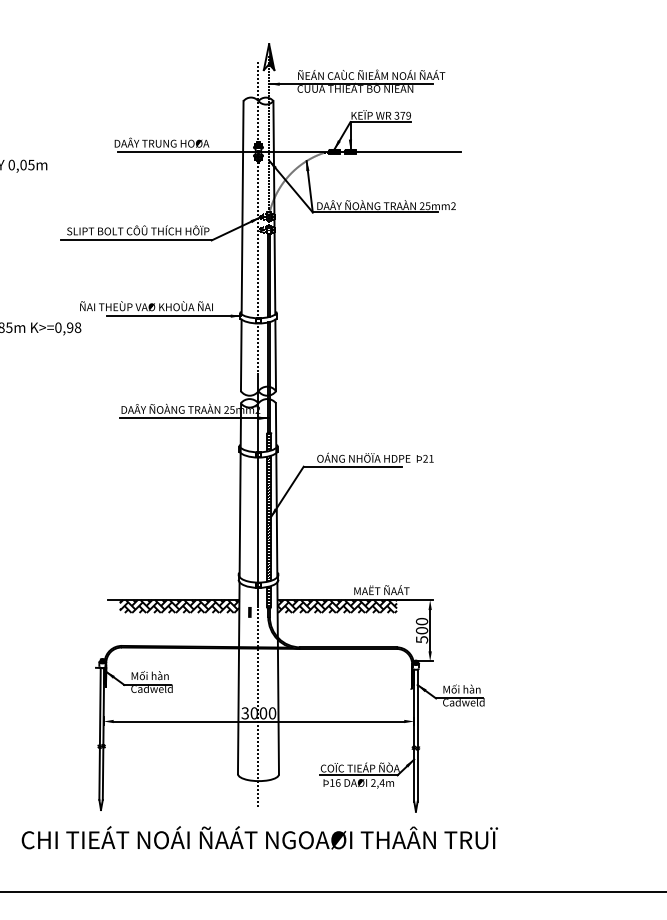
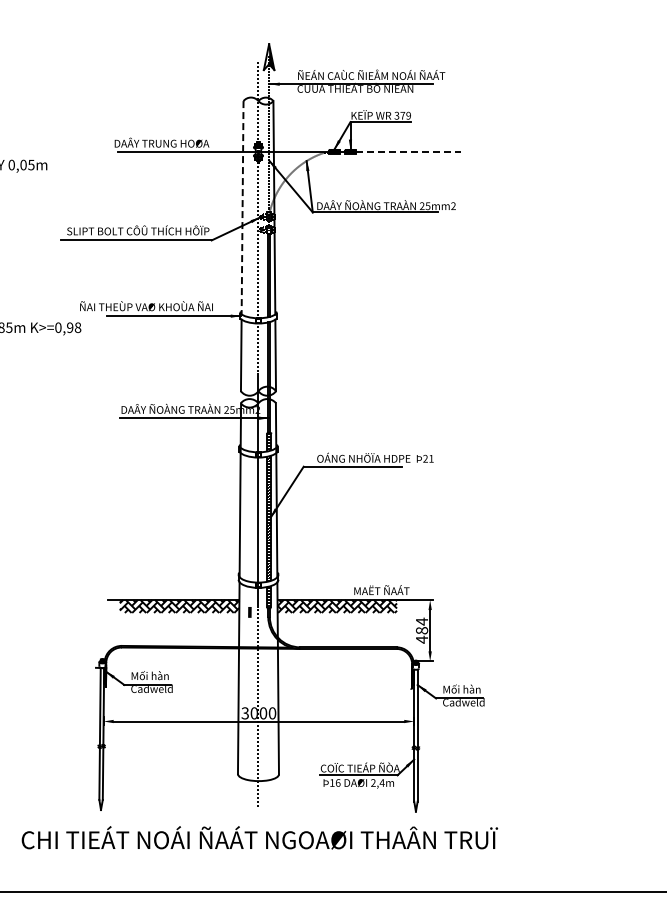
line: solid -> dashed (409, 151)
line: solid -> dashed (242, 207)
text: 500 -> 484 (421, 630)
